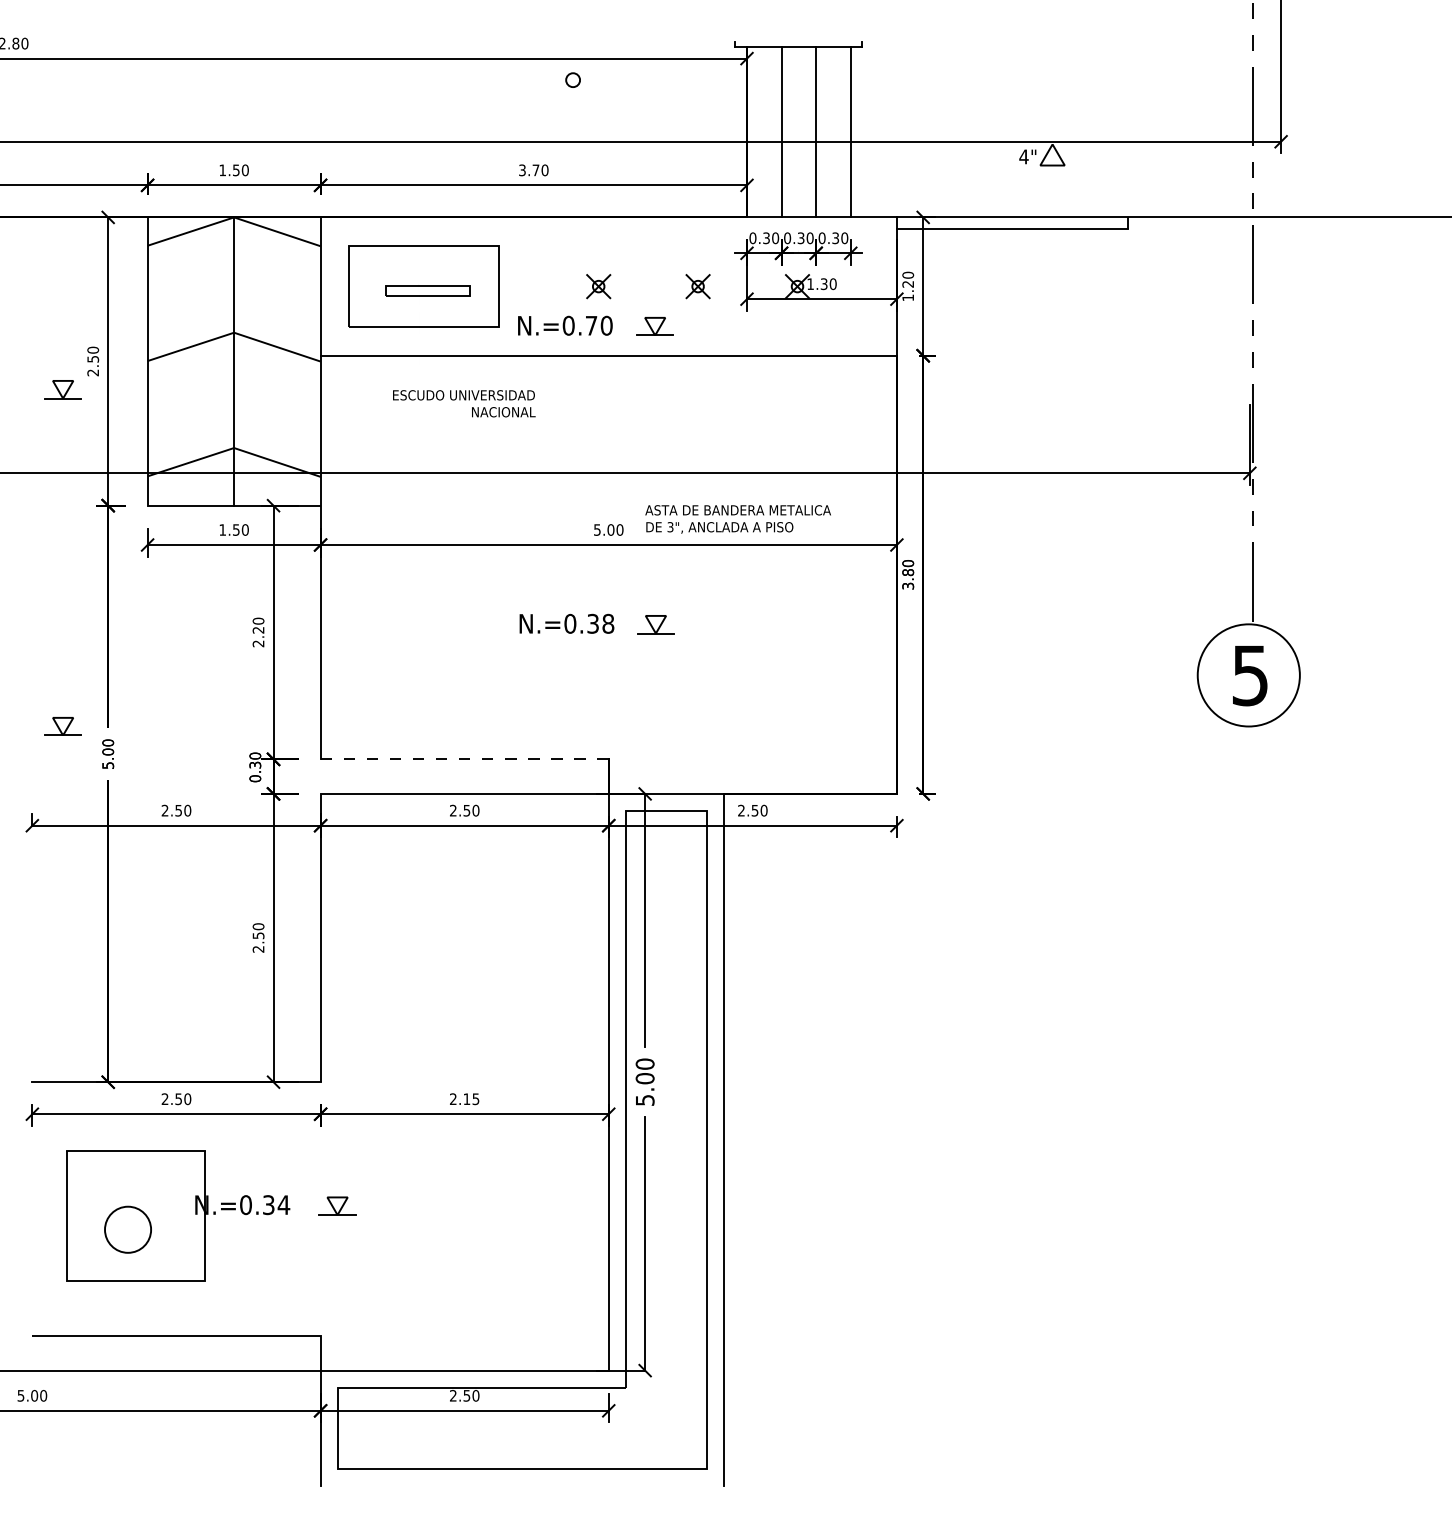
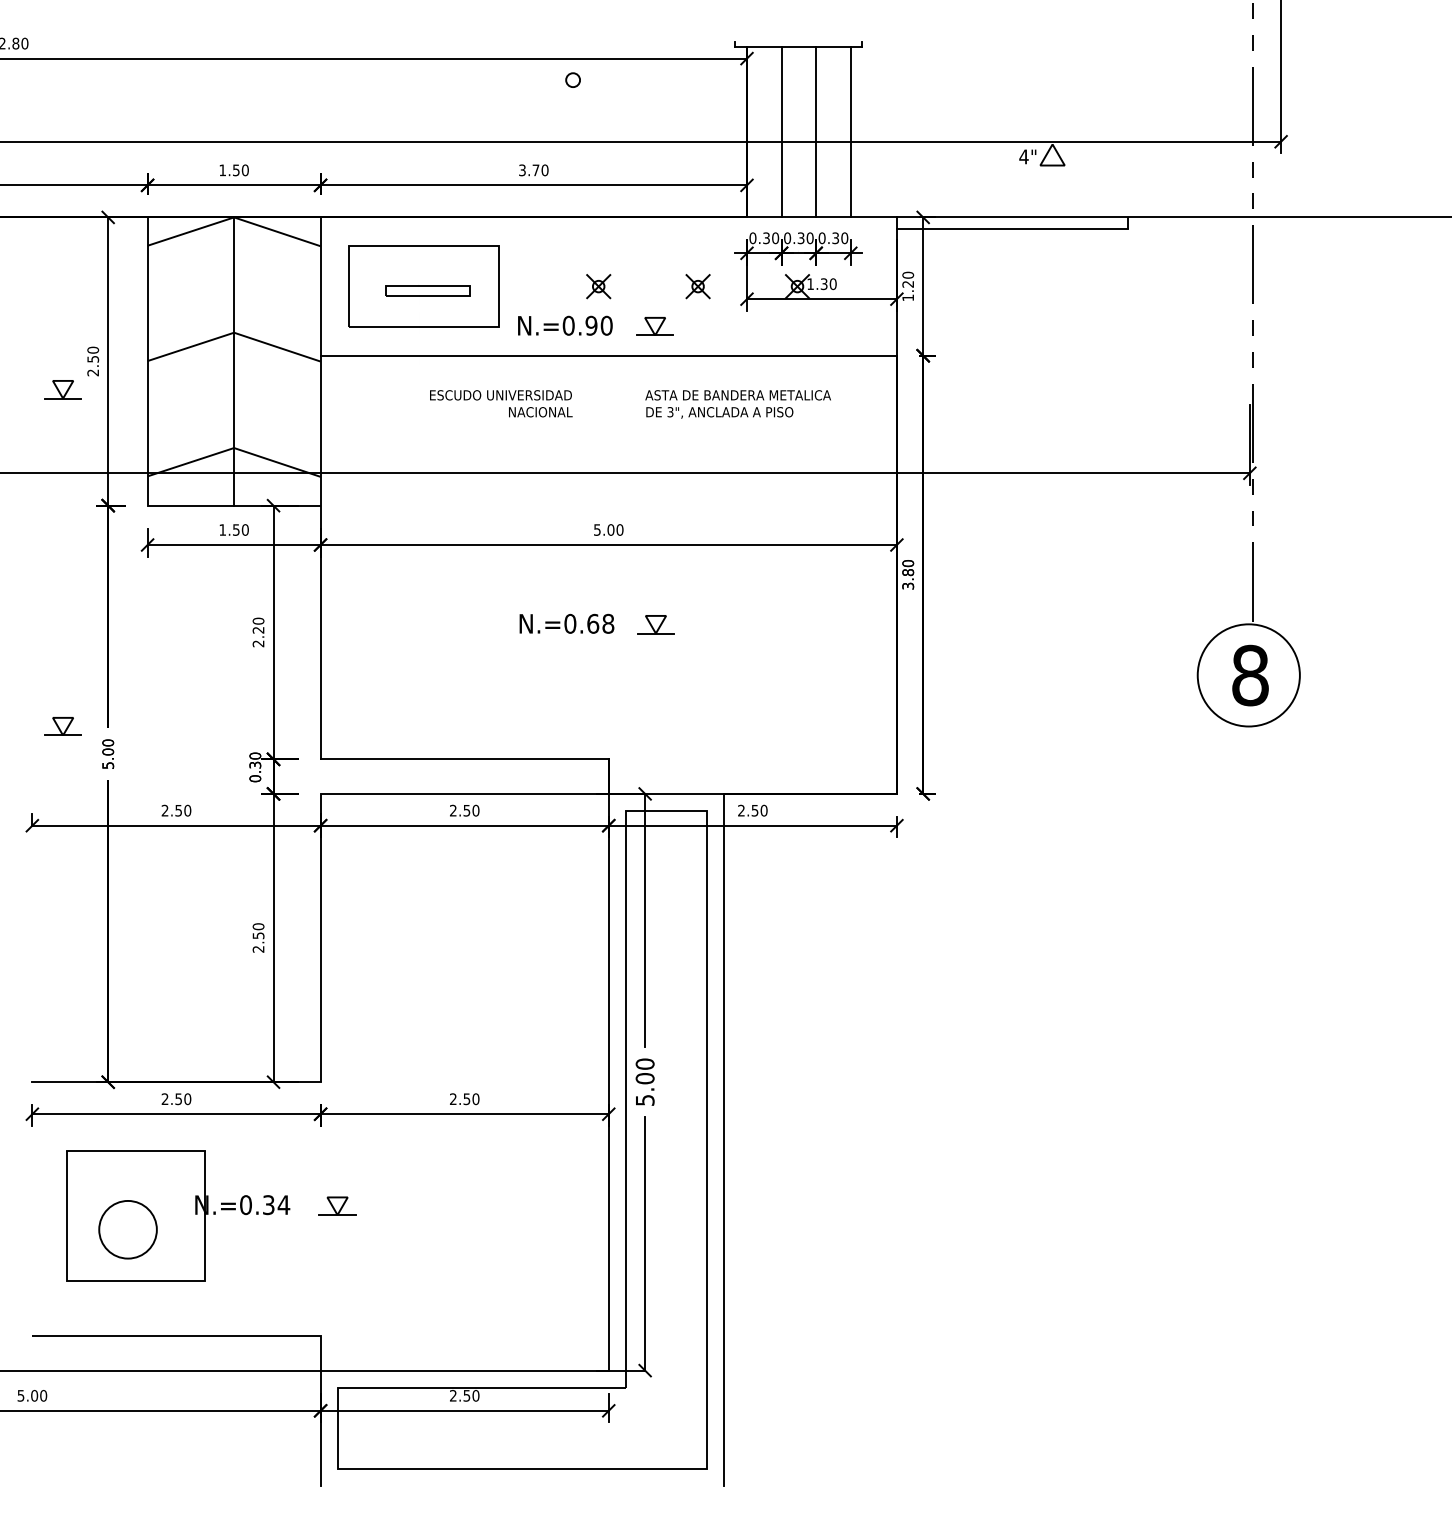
text: N.=0.70 -> N.=0.90 (591, 325)
text position: (464, 403) -> (501, 403) (501, 403)
text position: (737, 519) -> (737, 404) (737, 404)
text: N.=0.38 -> N.=0.68 (593, 623)
text: 5 -> 8 (1250, 675)
line: dashed -> solid (464, 759)
text: 2.15 -> 2.50 (471, 1099)
circle diameter: 46 px -> 58 px (127, 1229)
